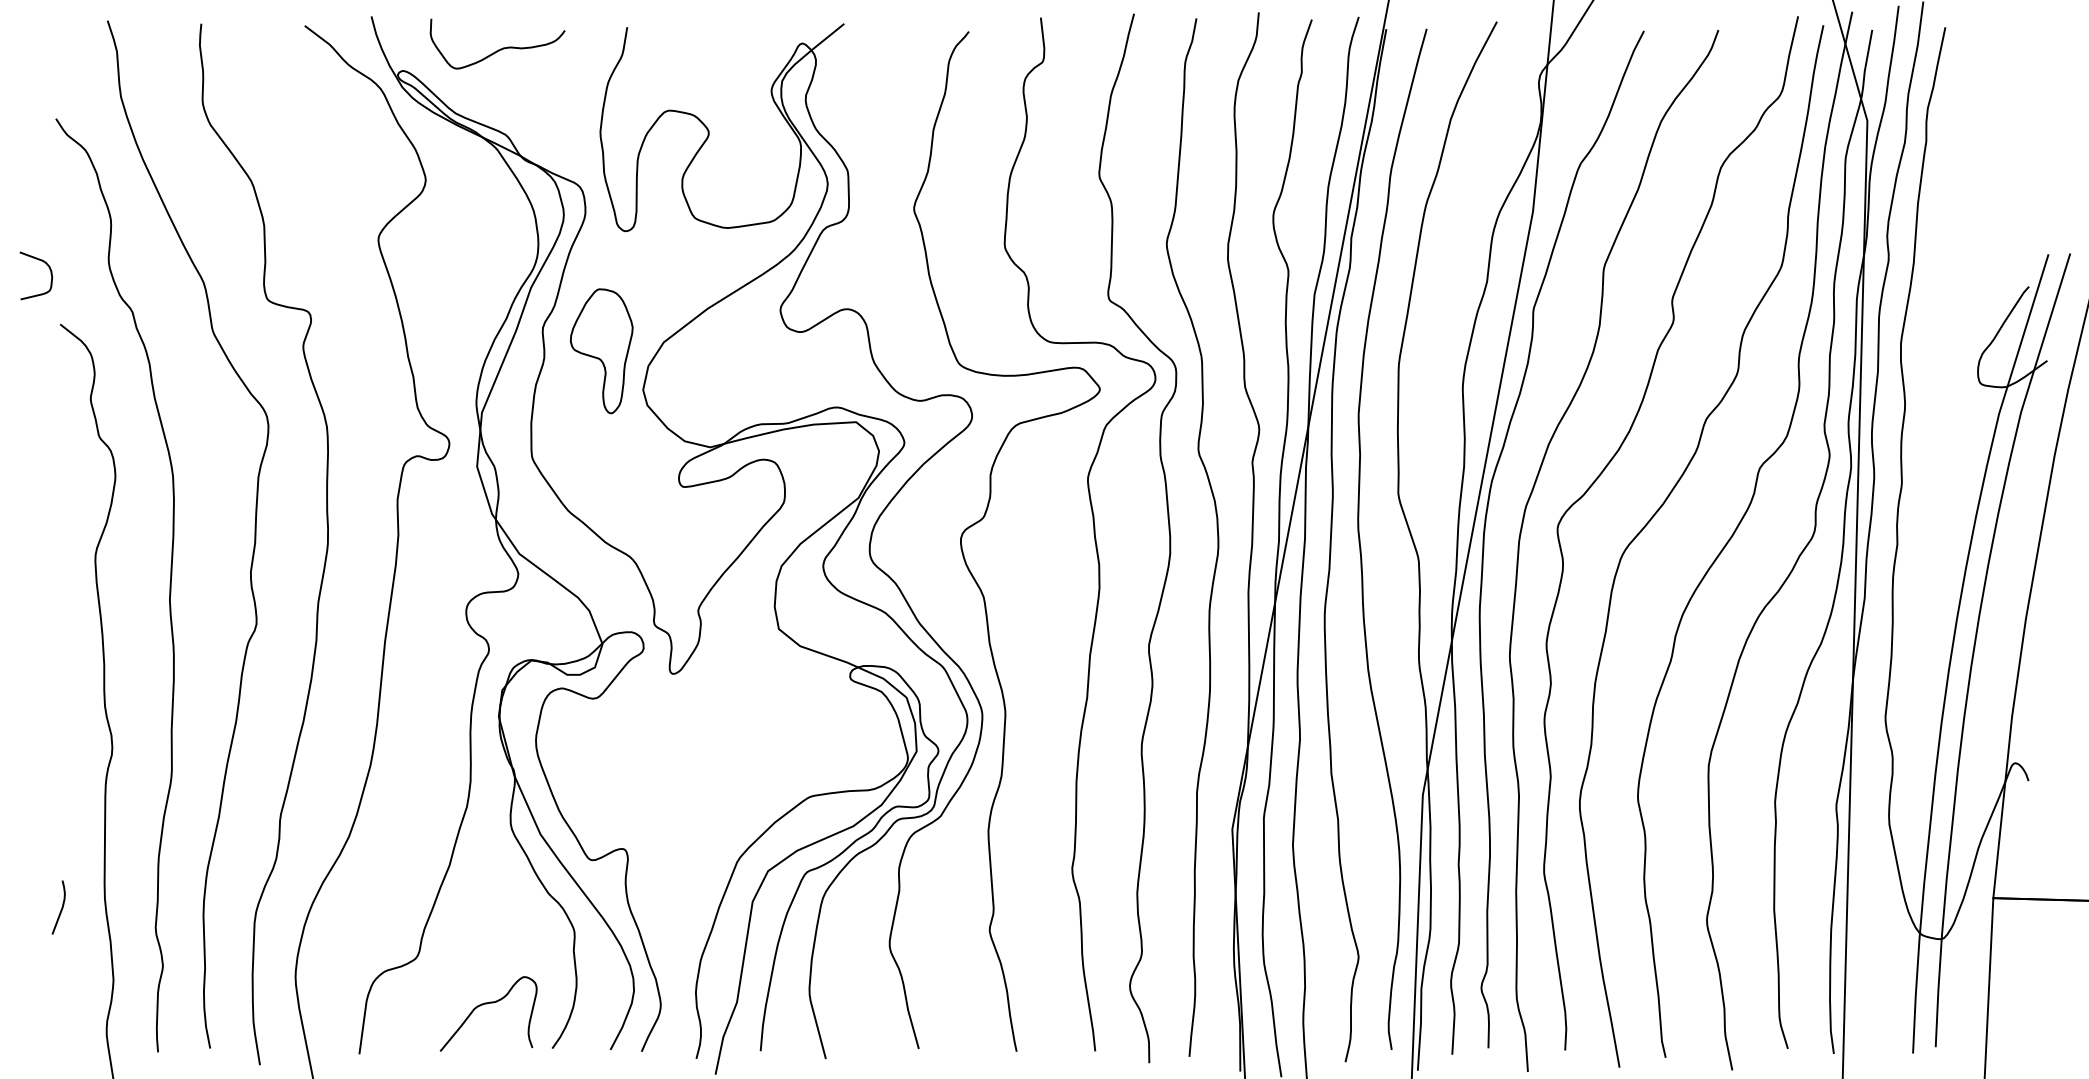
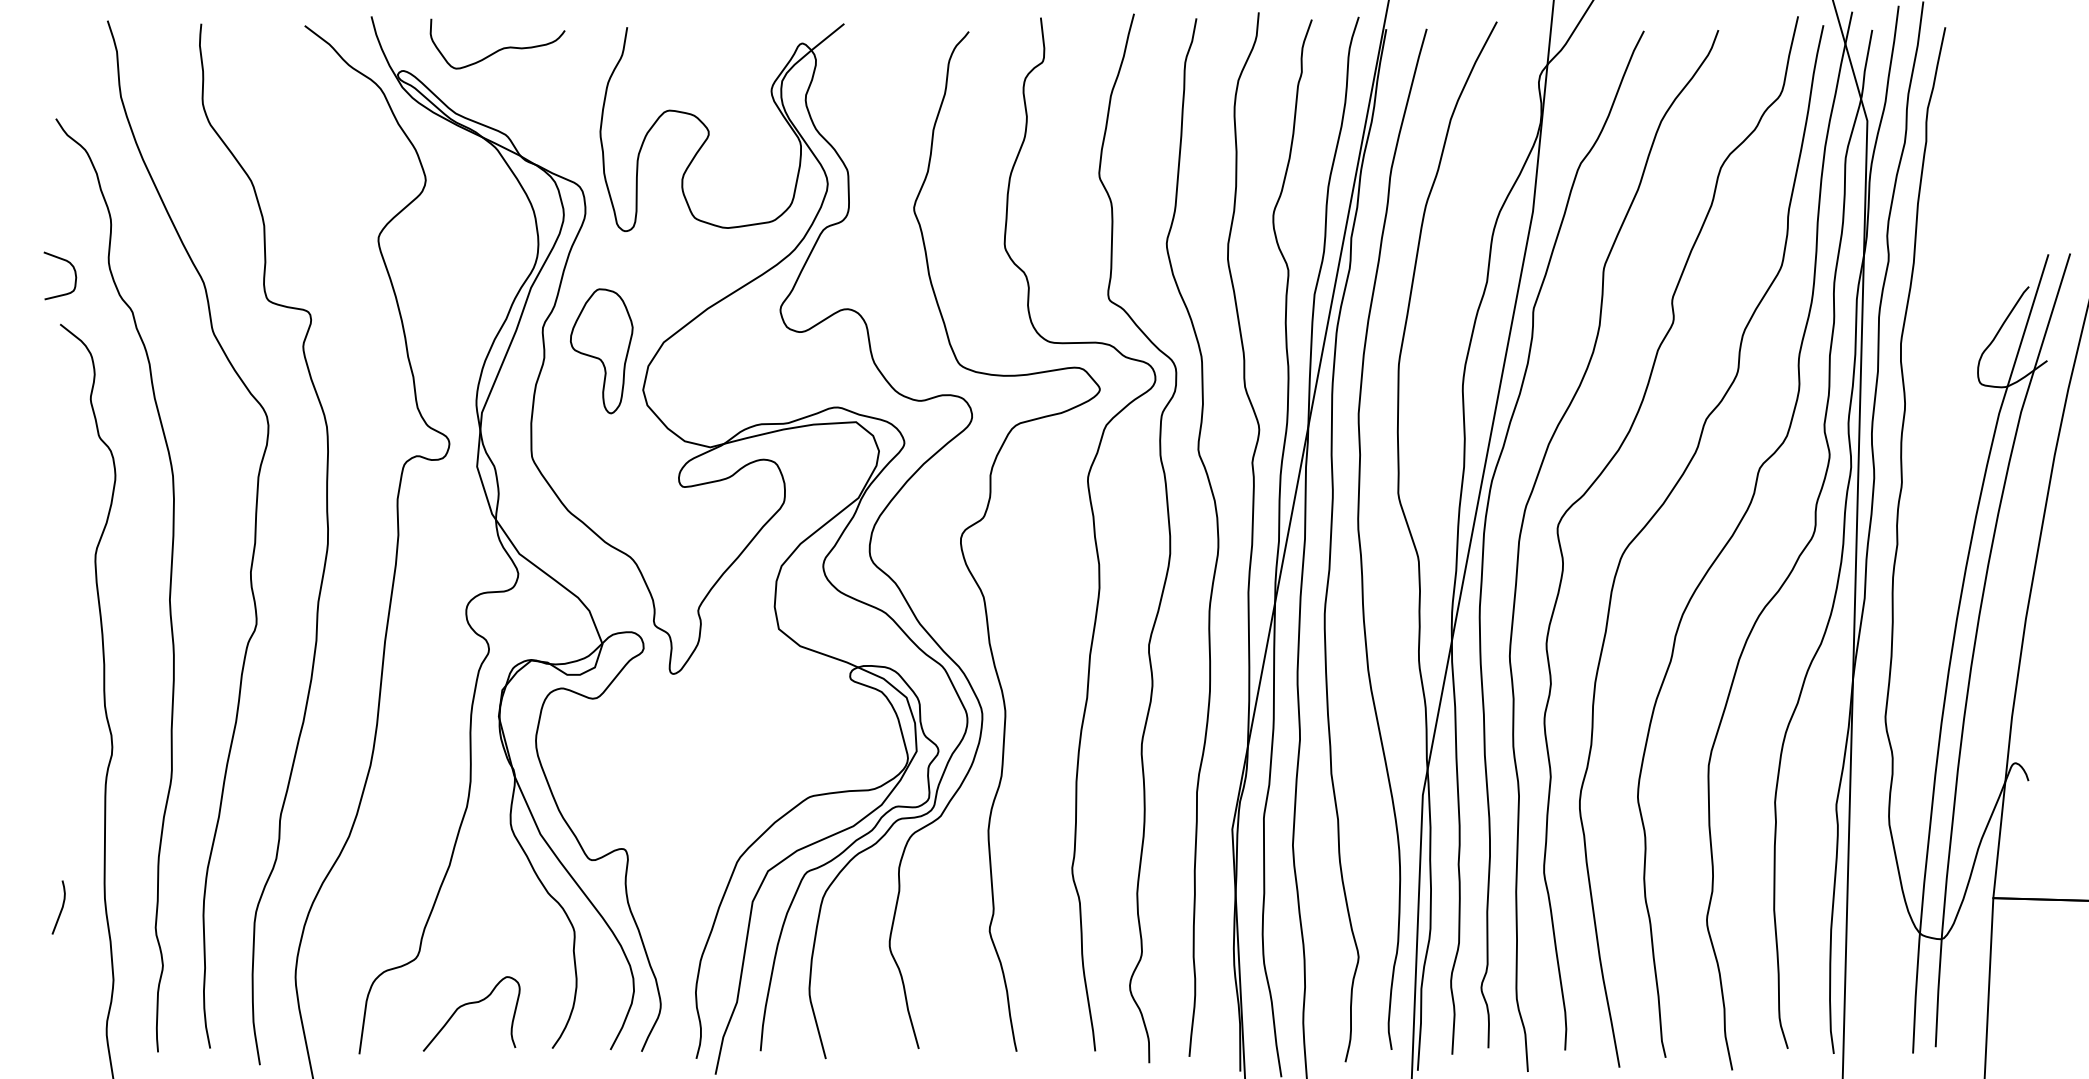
curve position: (50, 274) -> (74, 274) (74, 274)
curve position: (487, 1004) -> (470, 1004) (470, 1004)
